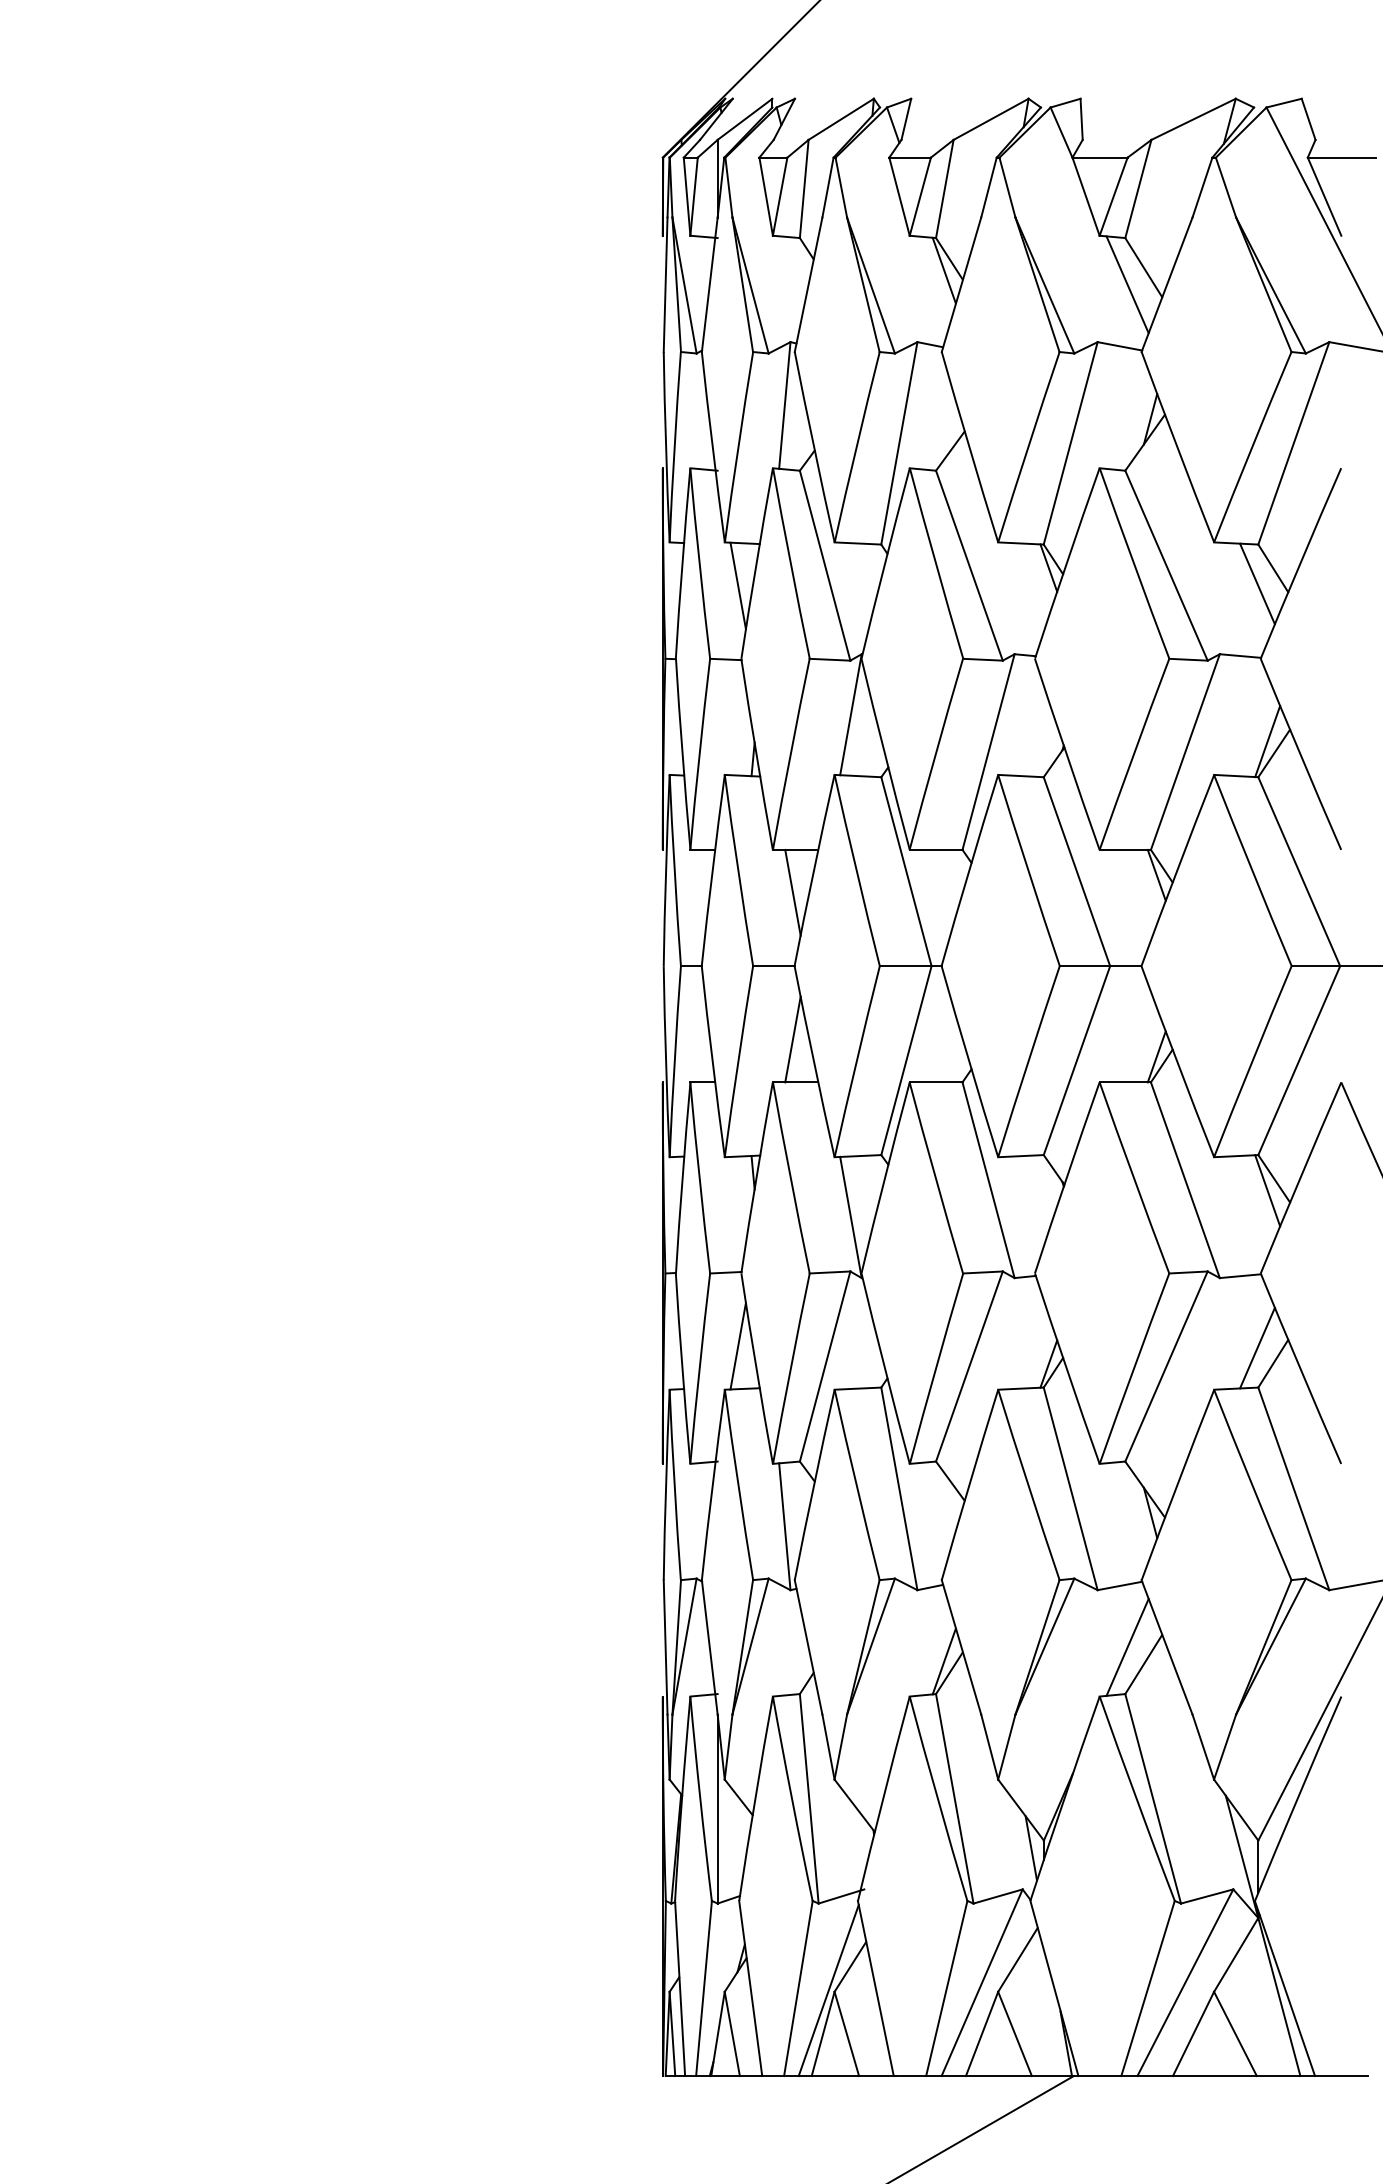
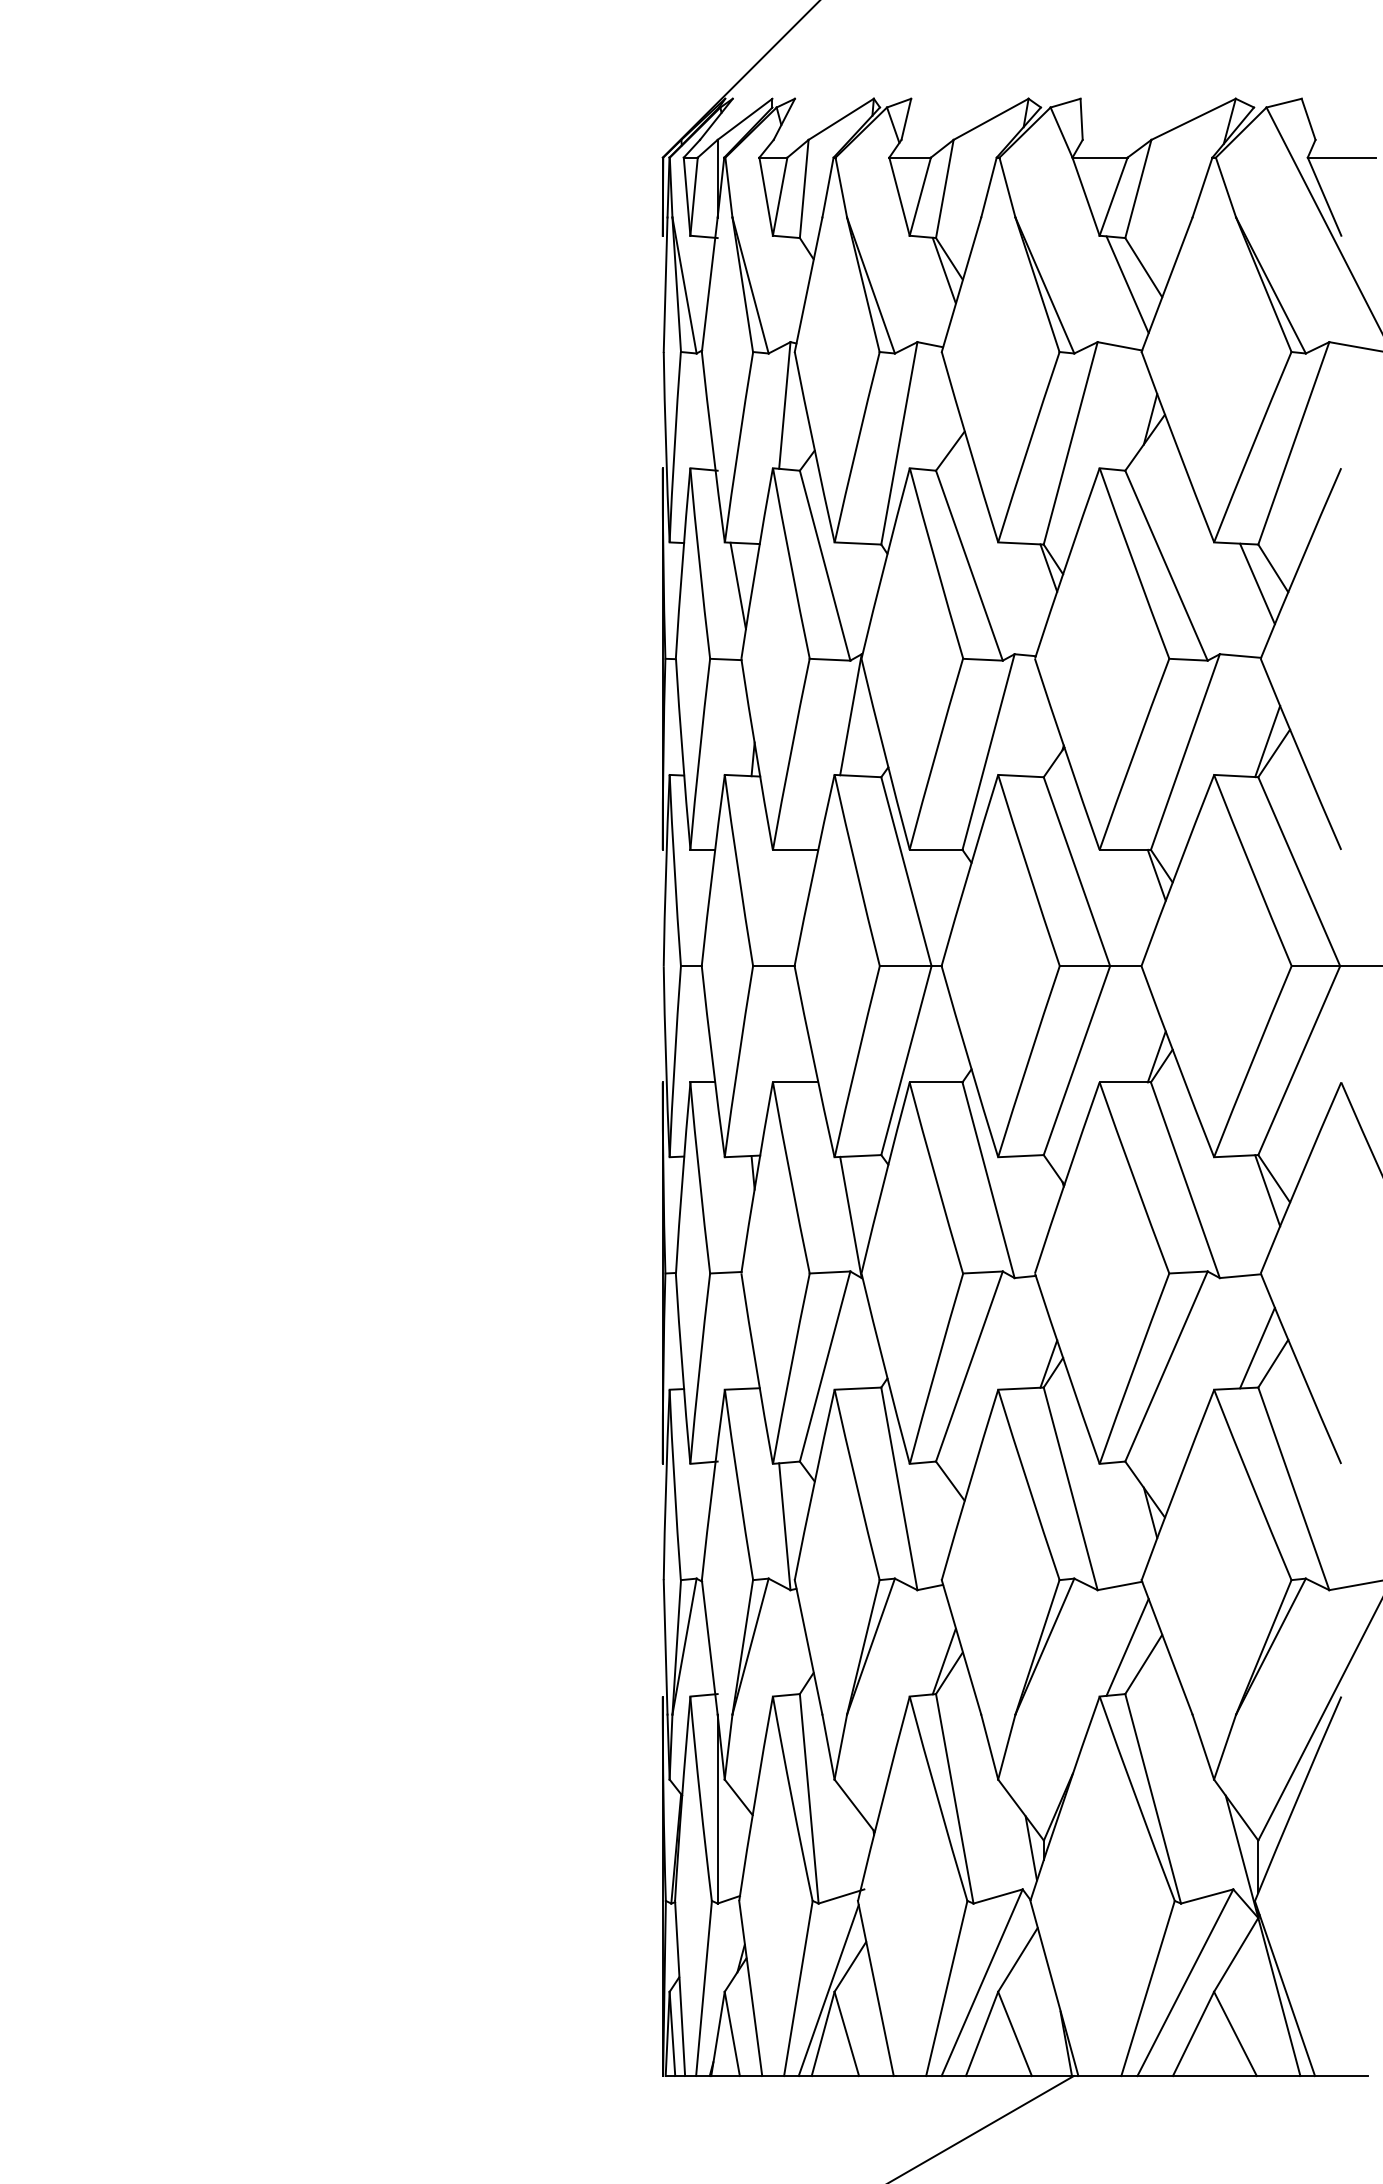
line: present -> none (792, 892)
line: present -> none (792, 1039)
line: present -> none (737, 1345)
